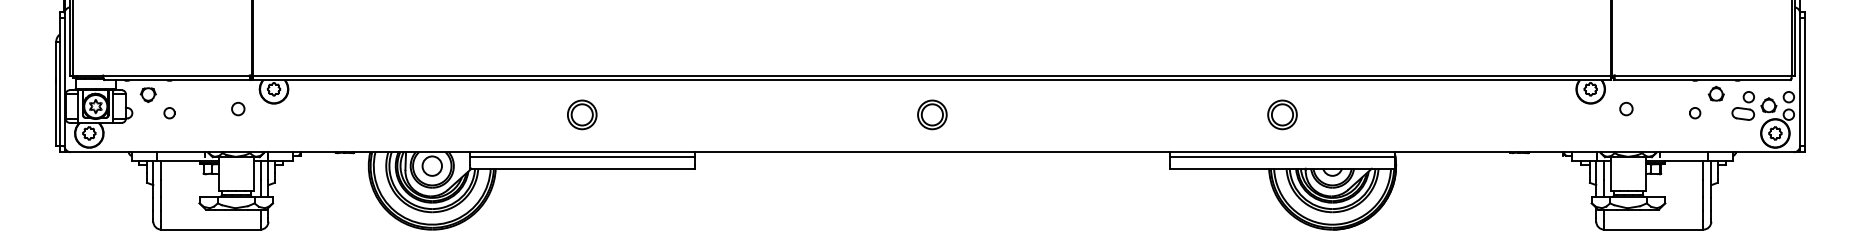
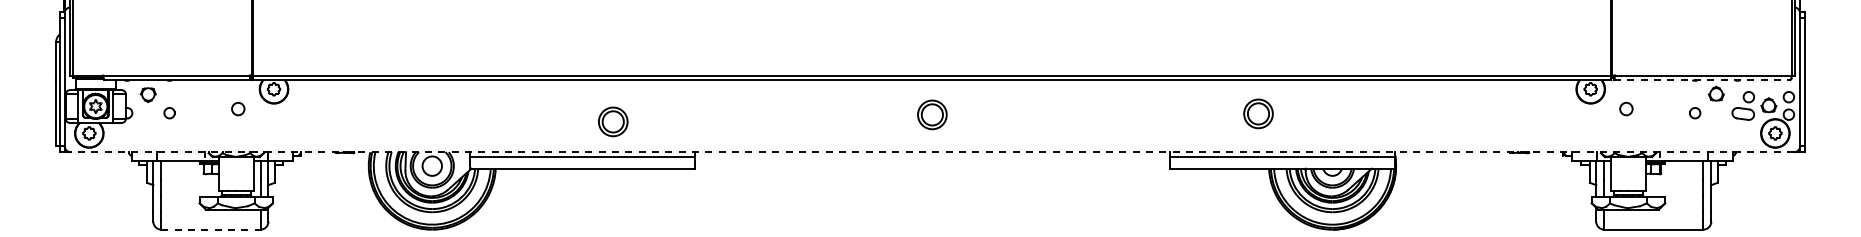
line: solid -> dashed (1702, 80)
part position: (582, 114) -> (613, 121) (613, 121)
part position: (1282, 114) -> (1258, 113) (1258, 113)
line: solid -> dashed (932, 152)
line: solid -> dashed (210, 229)
